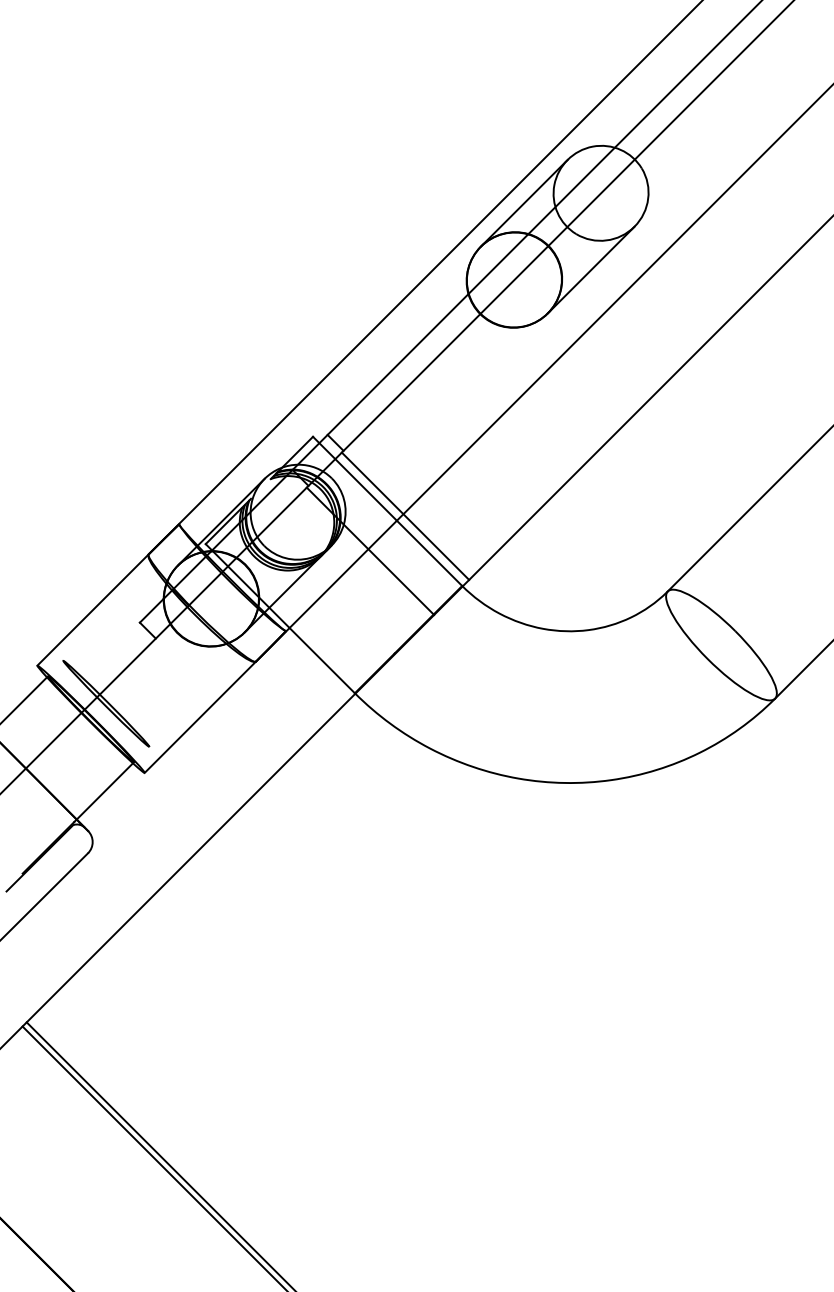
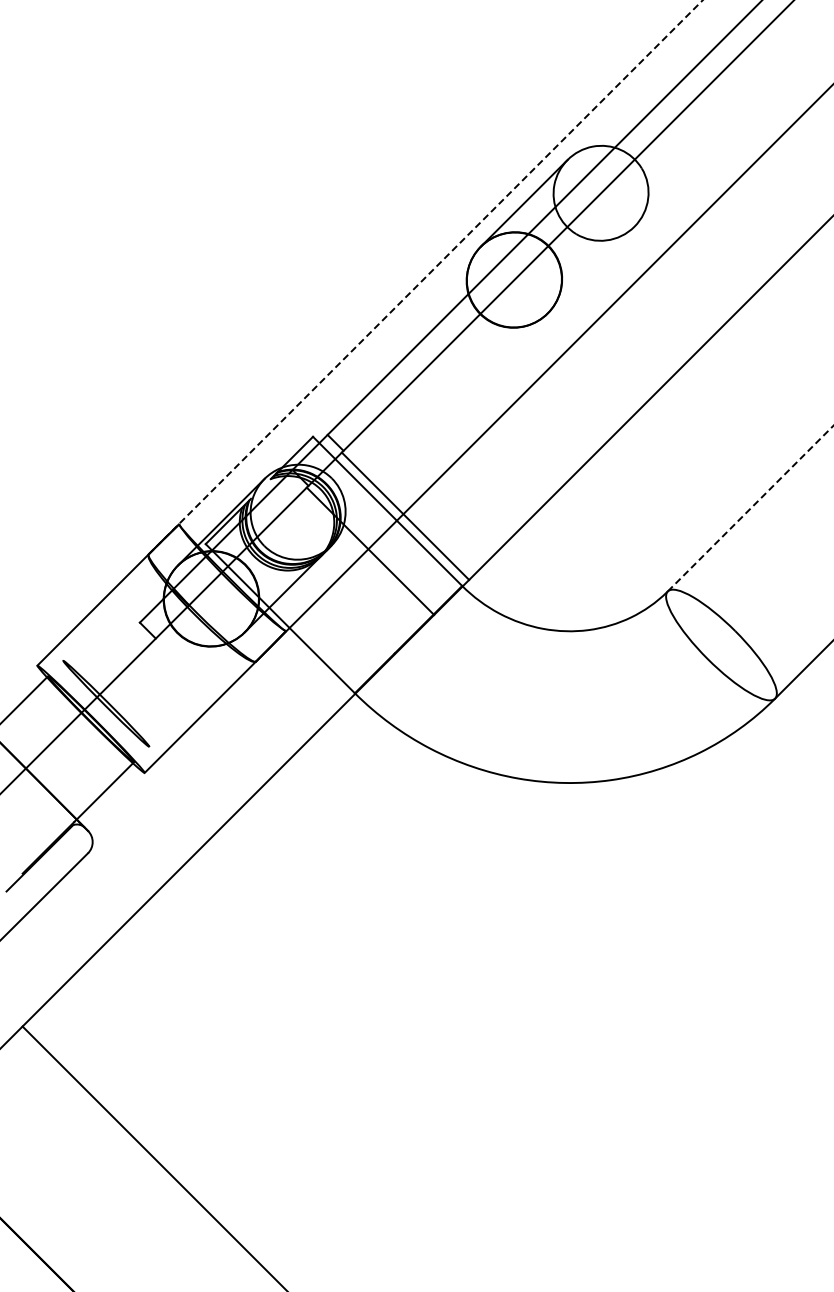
line: present -> none (590, 269)
line: solid -> dashed (426, 276)
line: solid -> dashed (750, 508)
line: present -> none (159, 1155)
